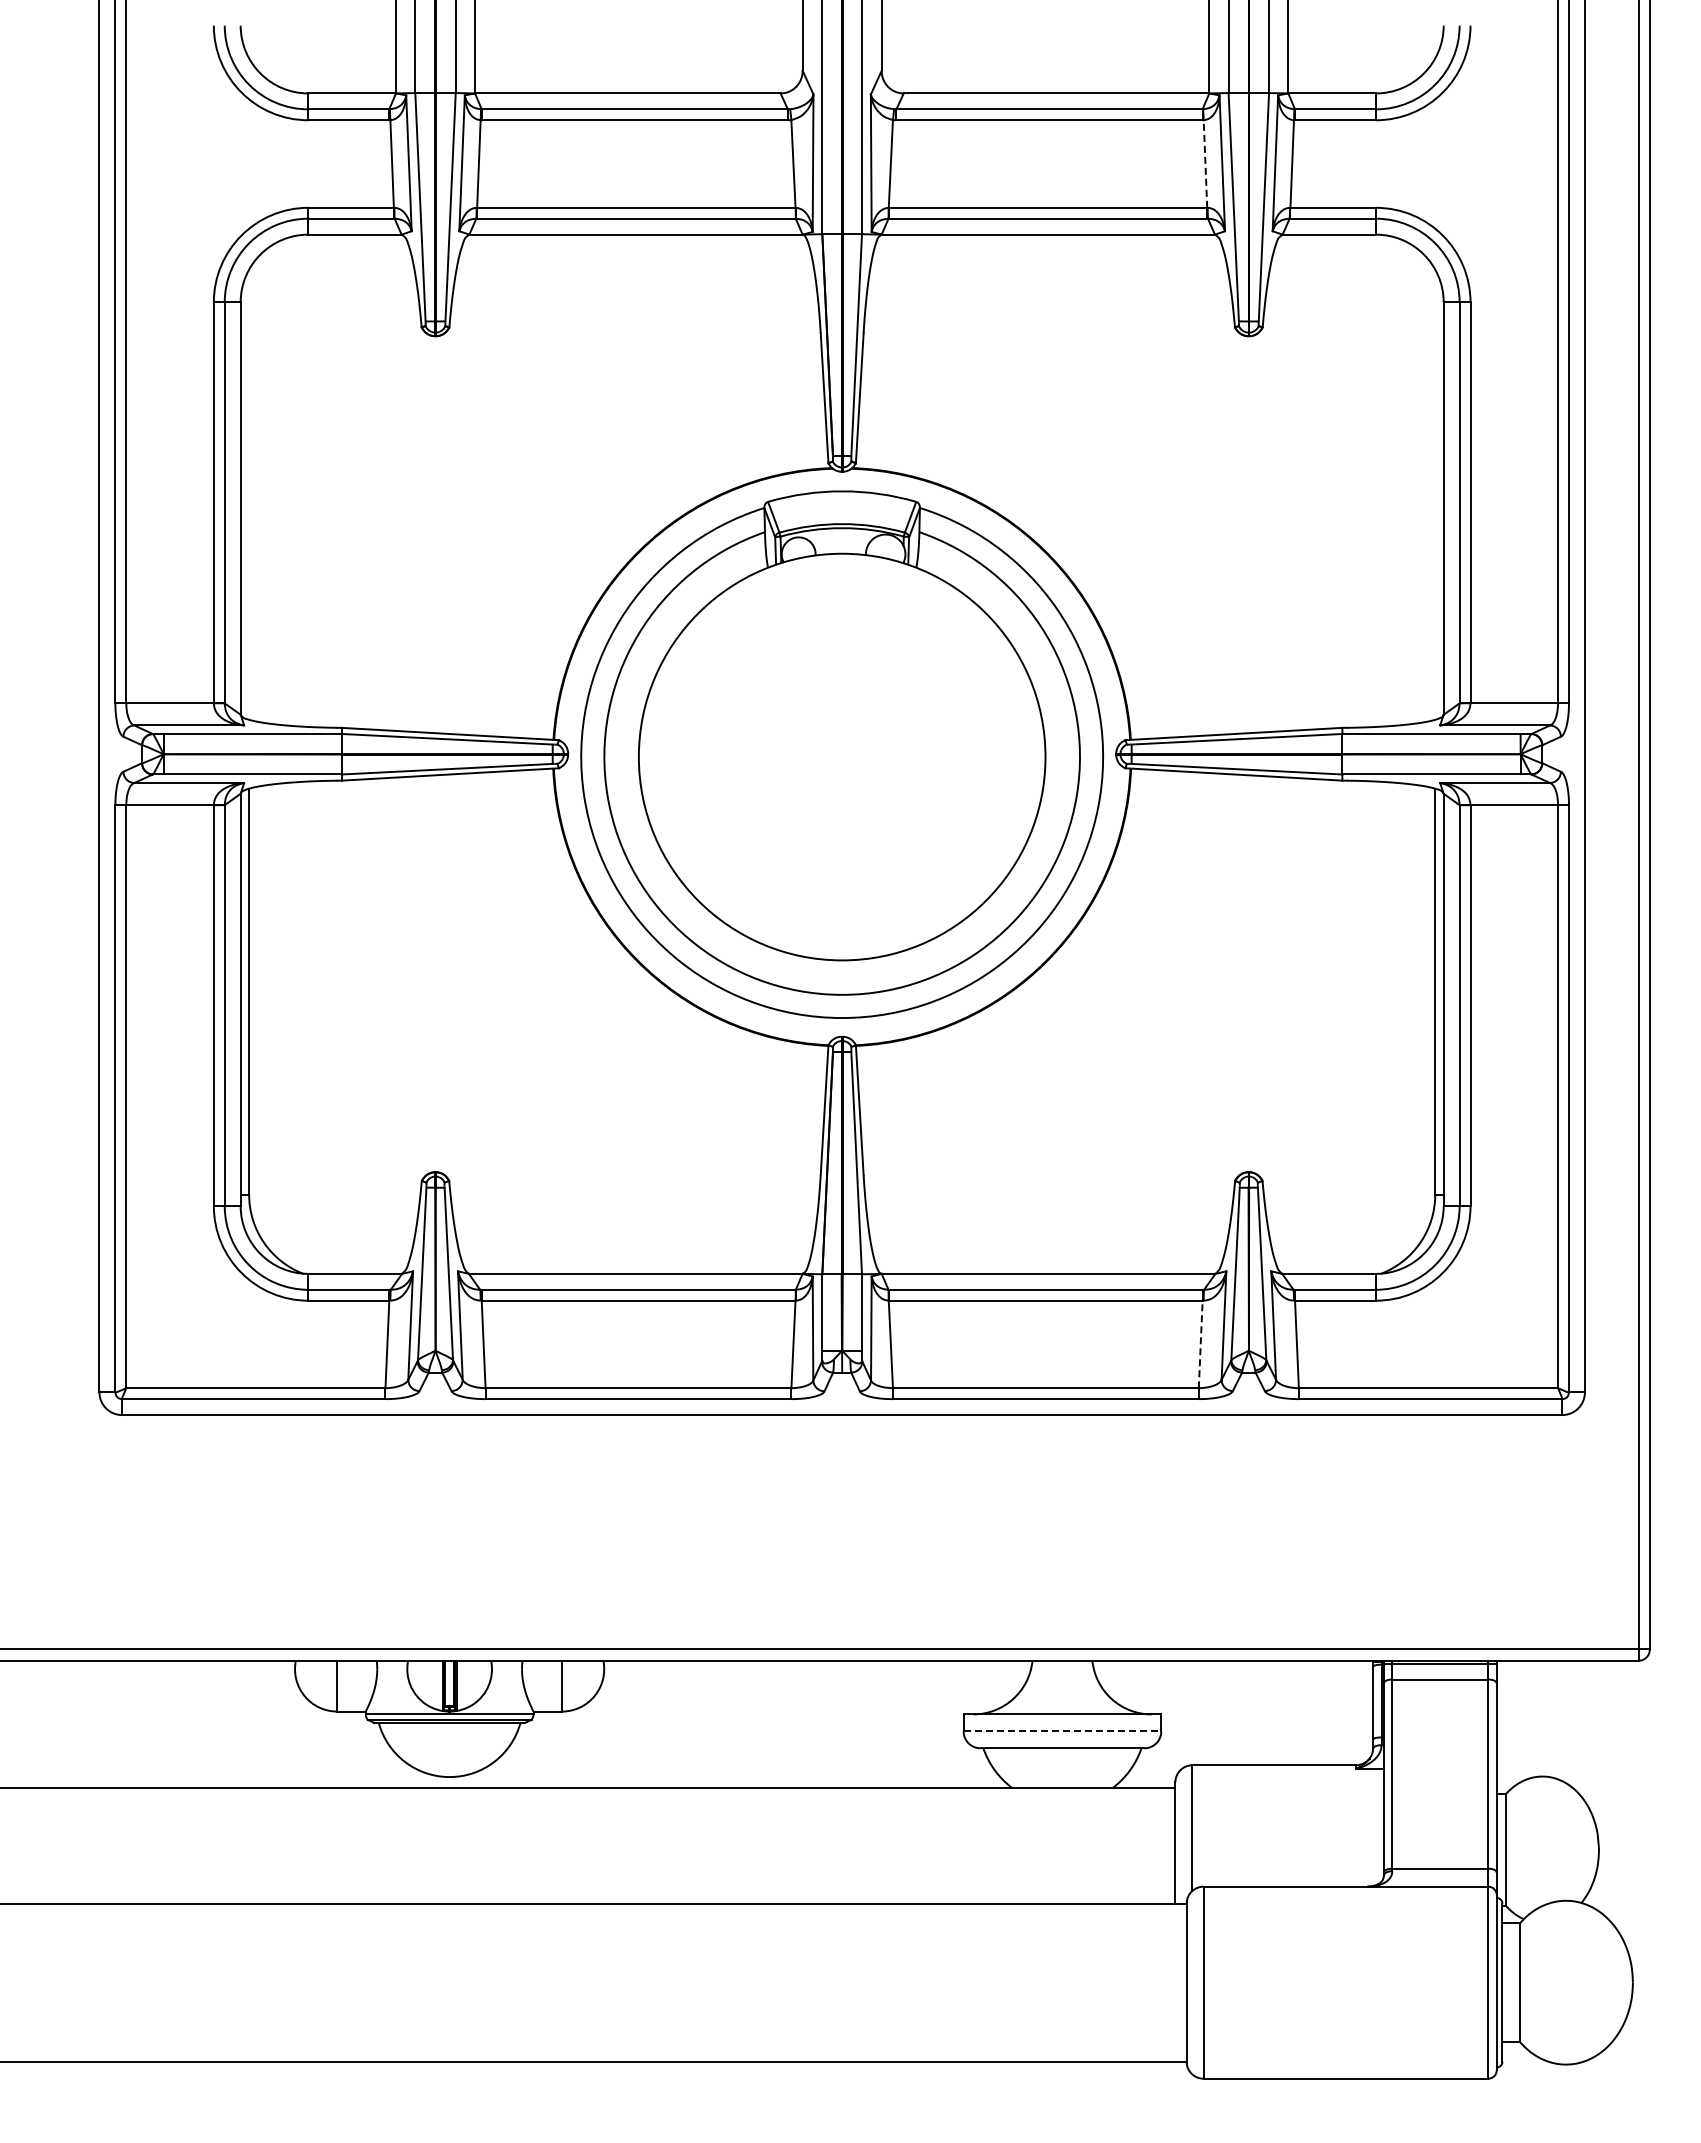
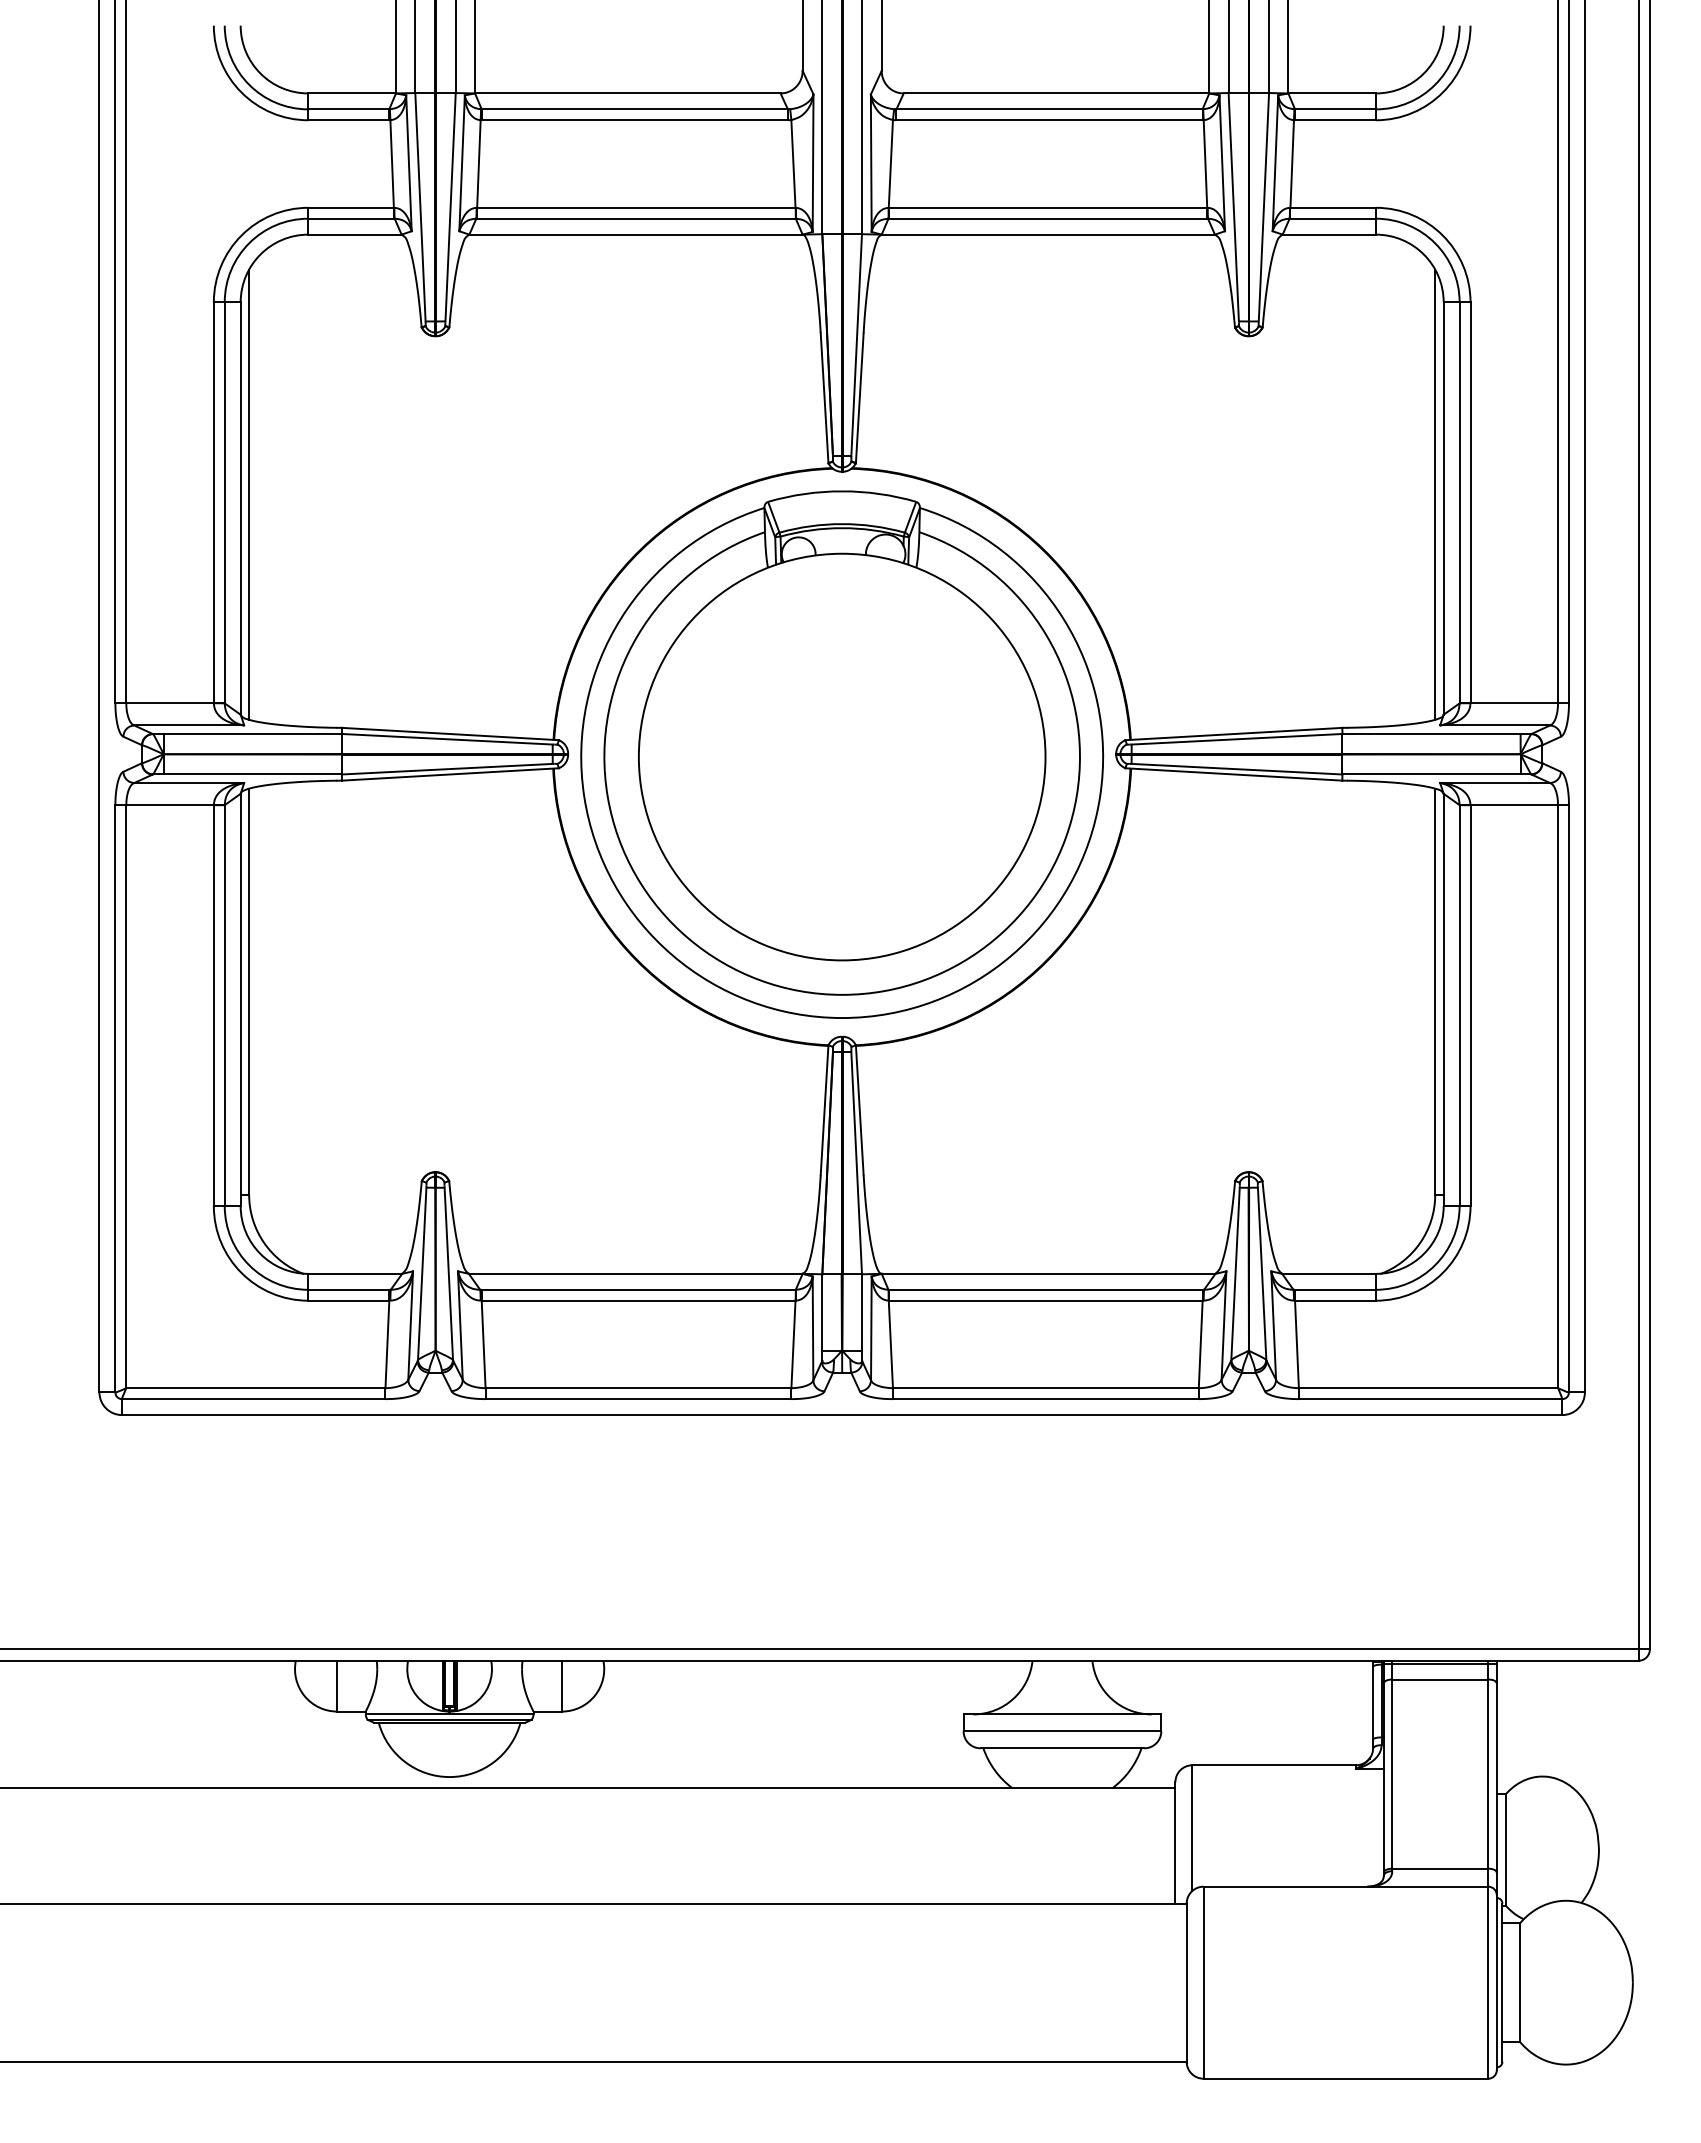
line: dashed -> solid (1205, 164)
line: none -> present (249, 494)
line: none -> present (1435, 494)
line: dashed -> solid (1200, 1344)
line: dashed -> solid (1062, 1731)
